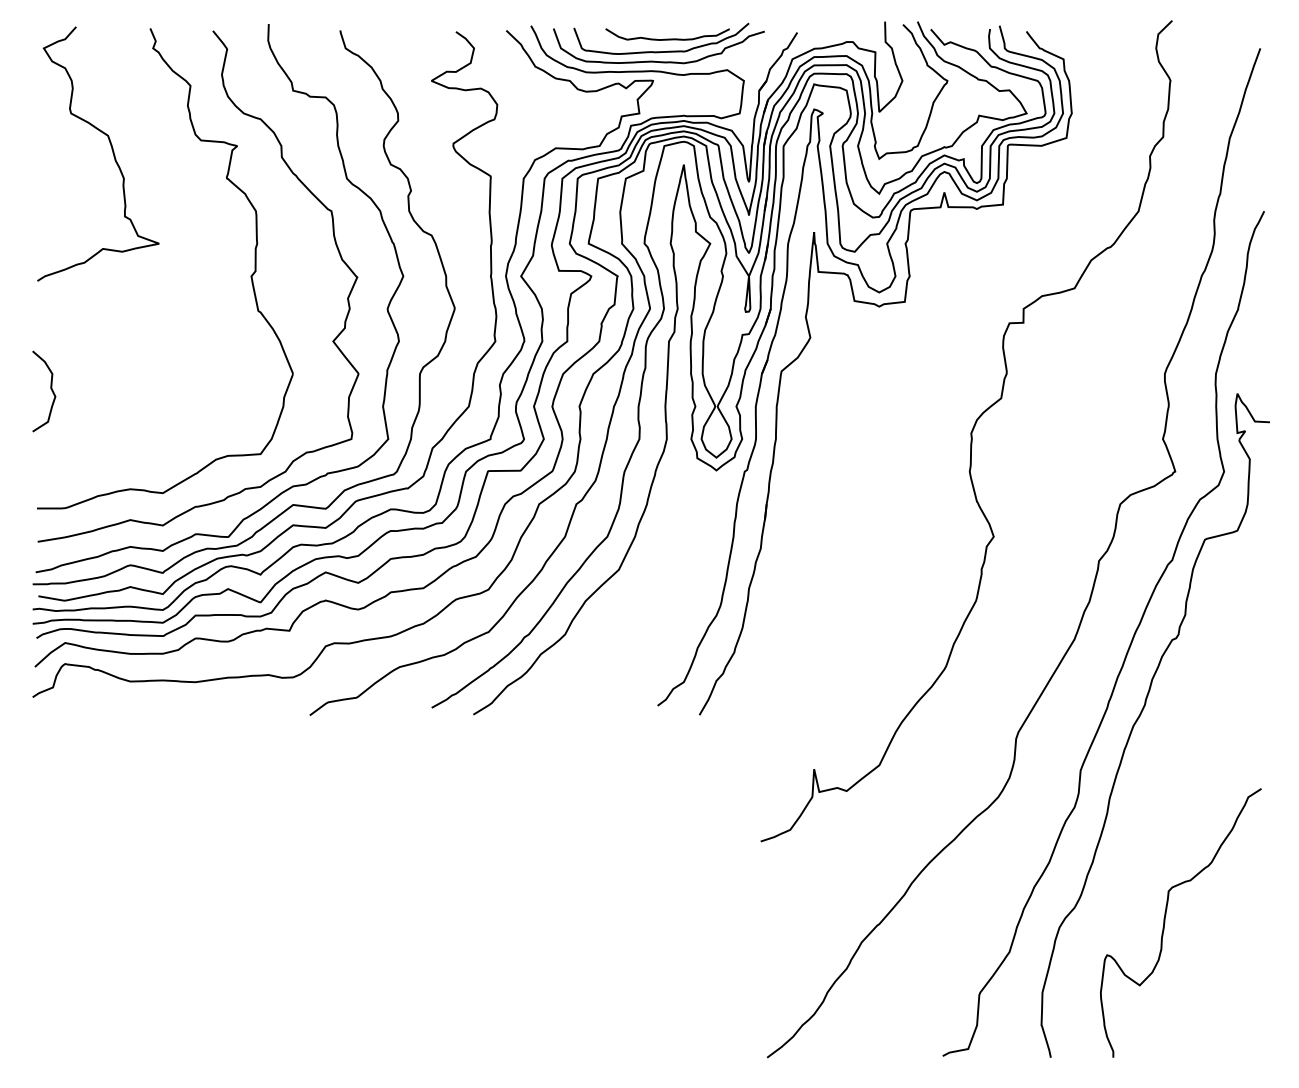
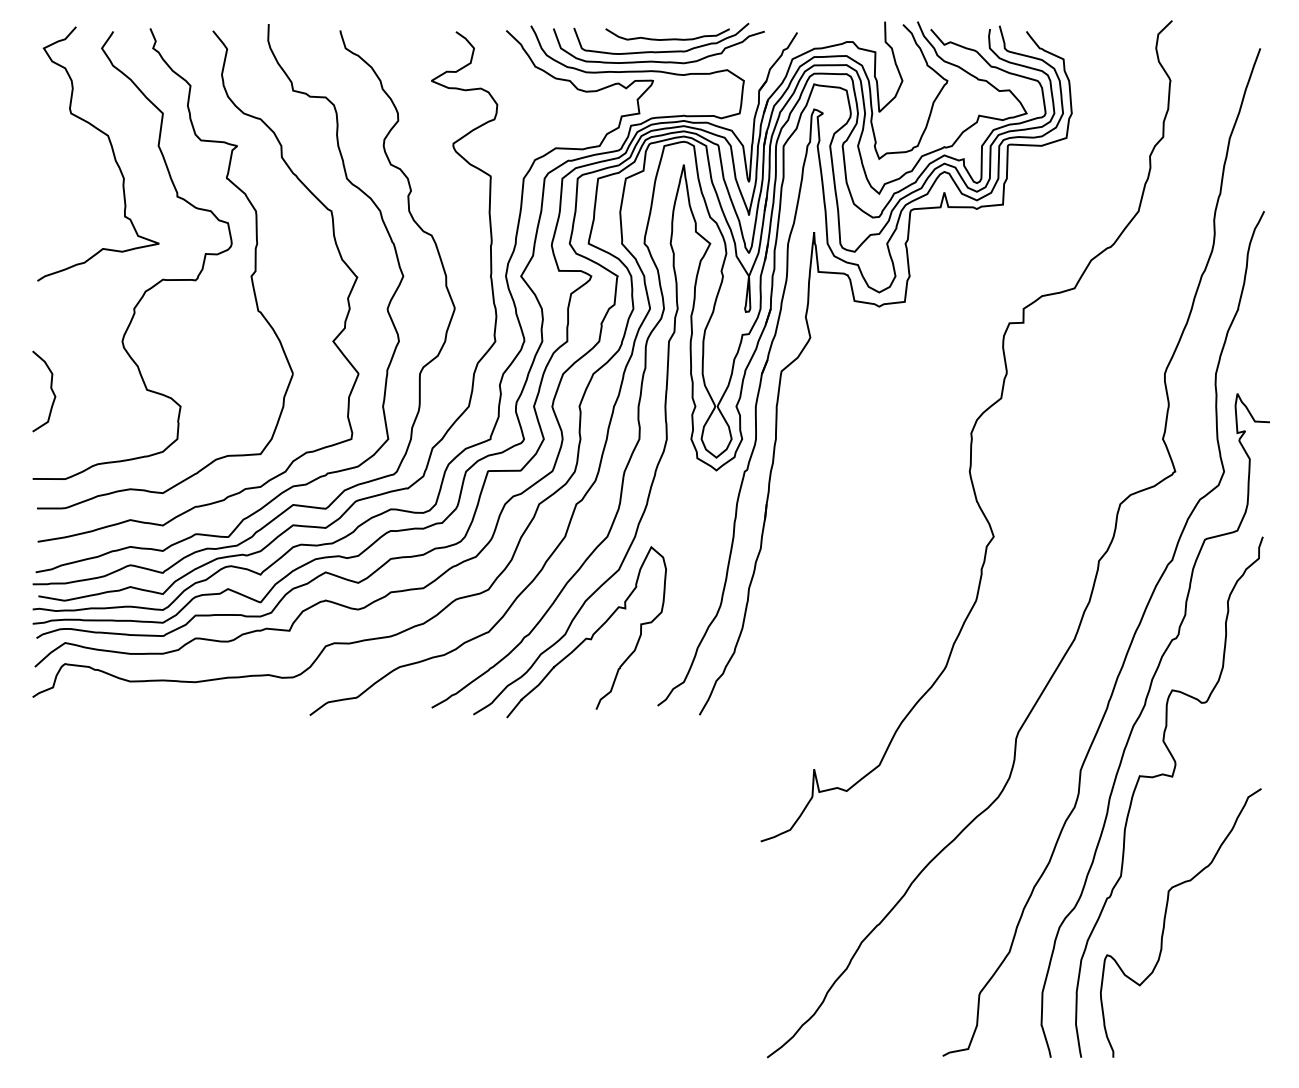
curve: none -> present (155, 283)
curve: none -> present (586, 637)
curve: none -> present (1170, 777)
